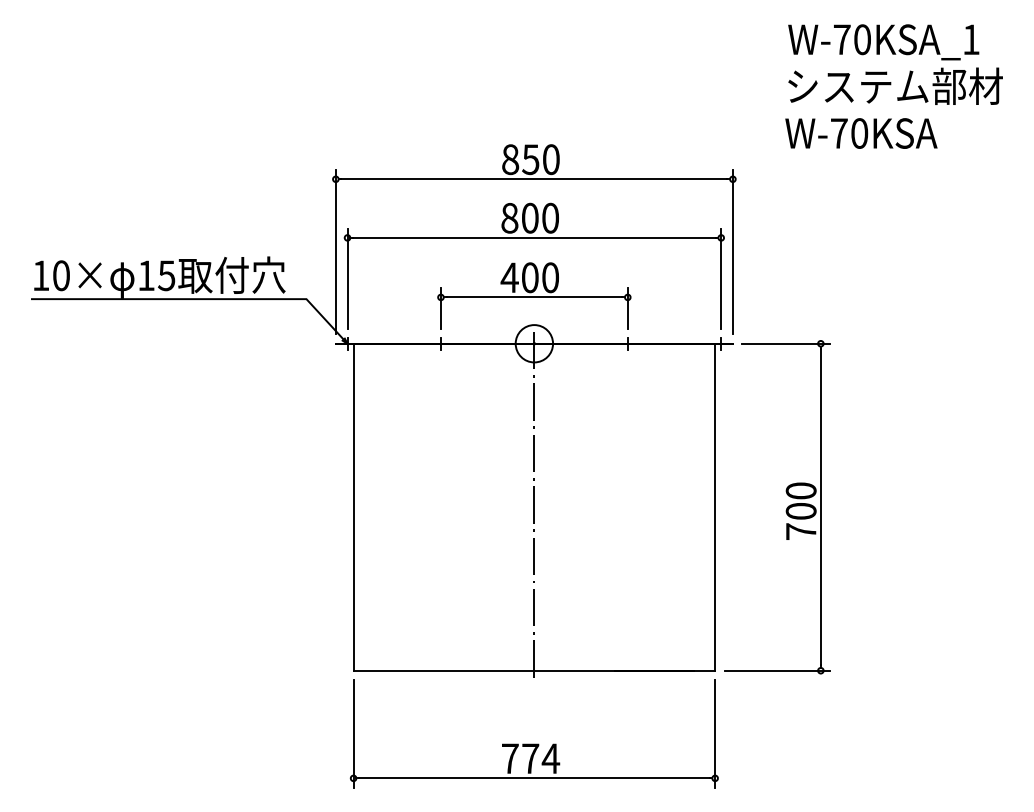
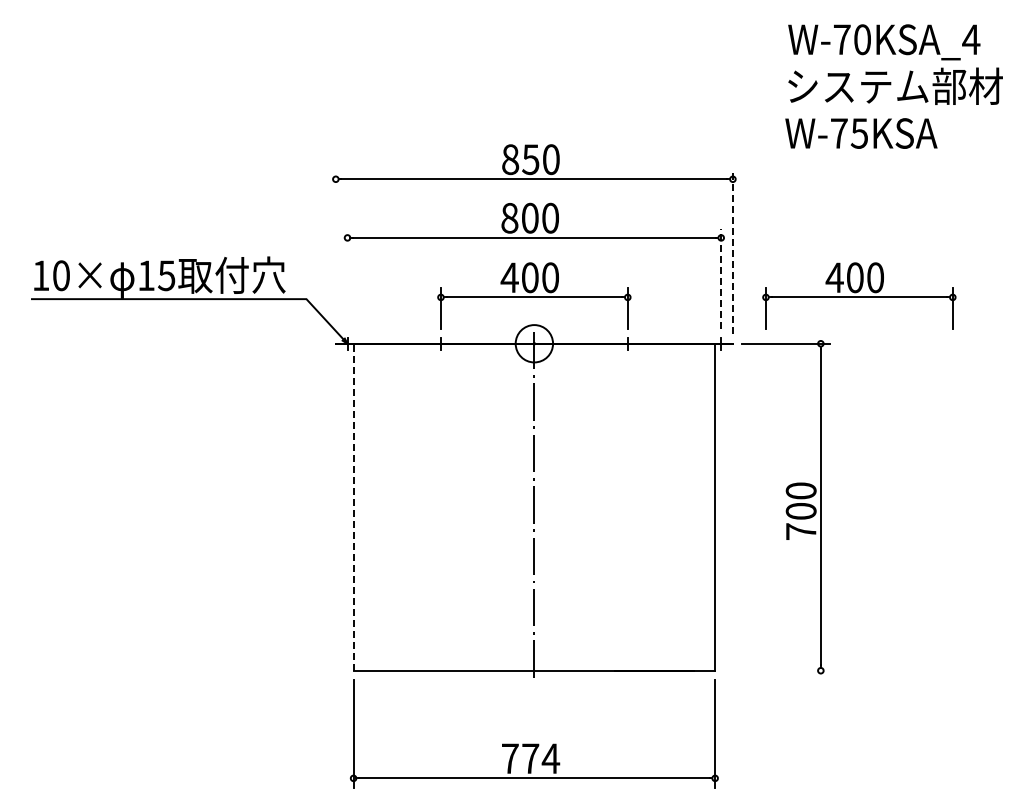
text: W-70KSA_1 -> W-70KSA_4 (971, 39)
text: W-70KSA -> W-75KSA (859, 133)
line: present -> none (335, 251)
line: solid -> dashed (732, 251)
line: present -> none (347, 278)
line: solid -> dashed (721, 278)
part: none -> present (859, 295)
line: solid -> dashed (353, 506)
line: present -> none (777, 670)
